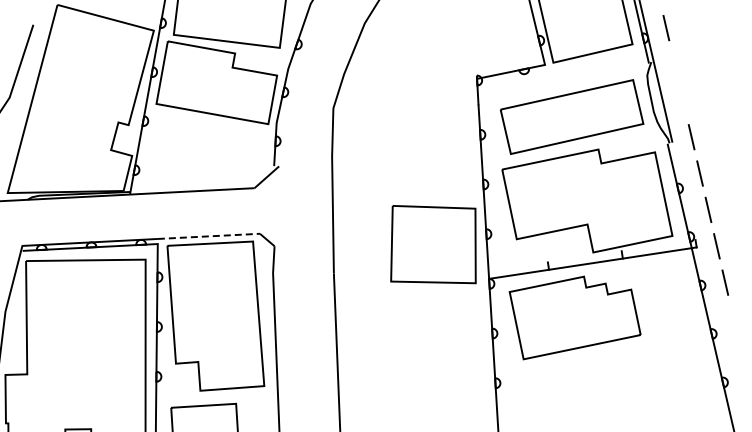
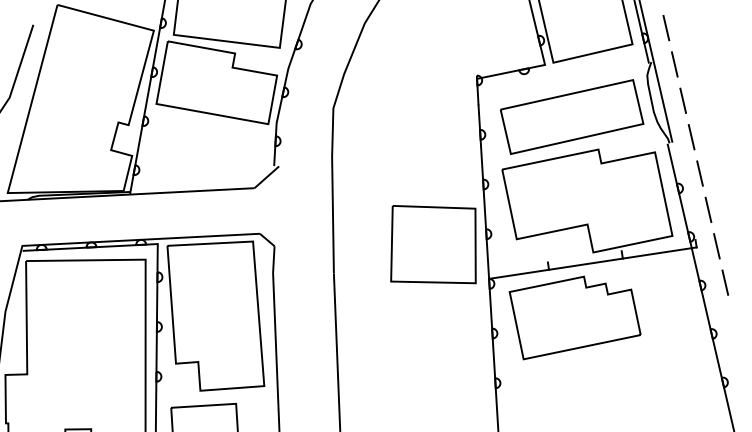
line: none -> present (674, 64)
line: none -> present (683, 100)
line: dashed -> solid (209, 236)
